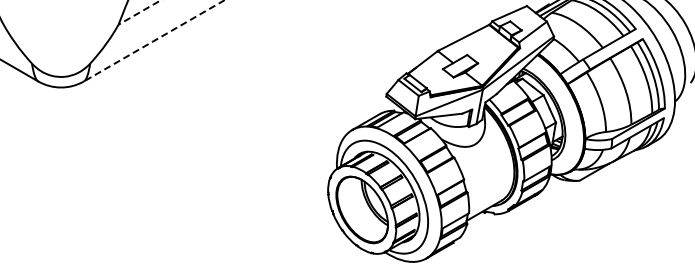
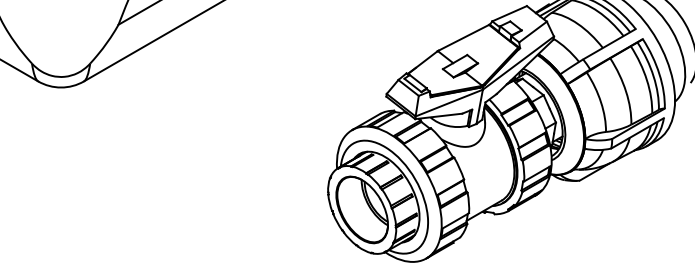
line: dashed -> solid (139, 12)
line: dashed -> solid (154, 40)
